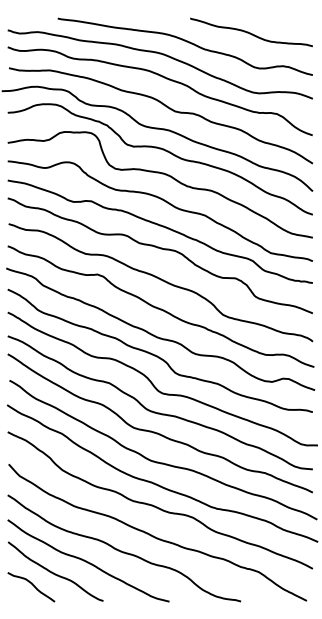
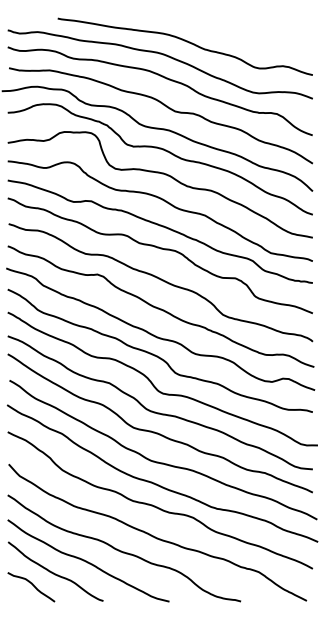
curve: present -> none (250, 32)
